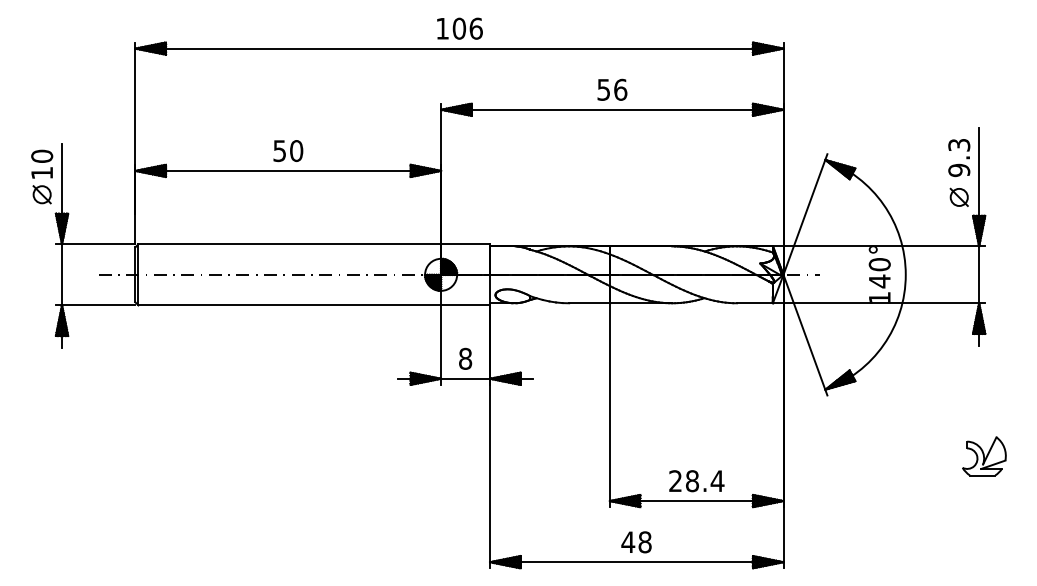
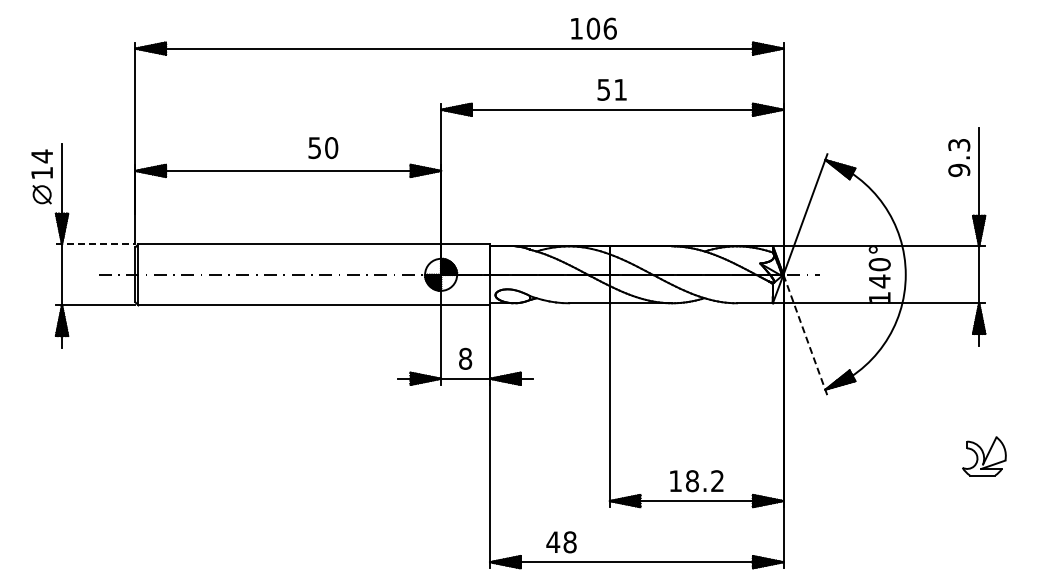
text position: (459, 28) -> (593, 28) (593, 28)
text: 56 -> 51 (620, 89)
text position: (288, 151) -> (323, 148) (323, 148)
text: 10 -> 14 (42, 156)
part: present -> none (958, 196)
line: solid -> dashed (95, 244)
line: solid -> dashed (805, 335)
text: 28.4 -> 18.2 (696, 480)
text position: (636, 542) -> (561, 542) (561, 542)
